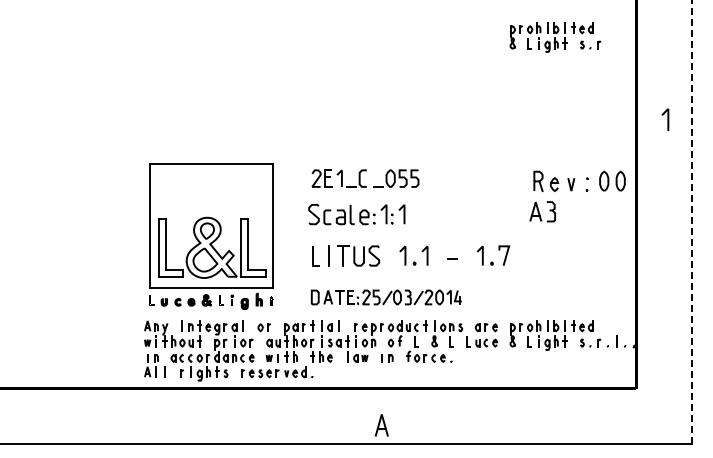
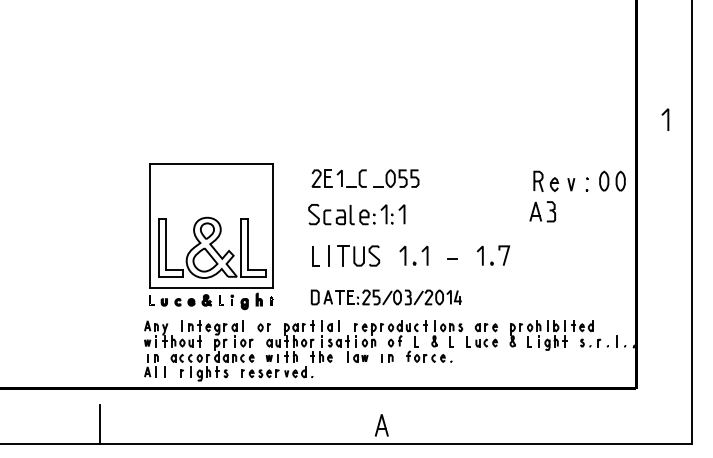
part: present -> none (555, 37)
line: dashed -> solid (691, 222)
line: none -> present (100, 424)
